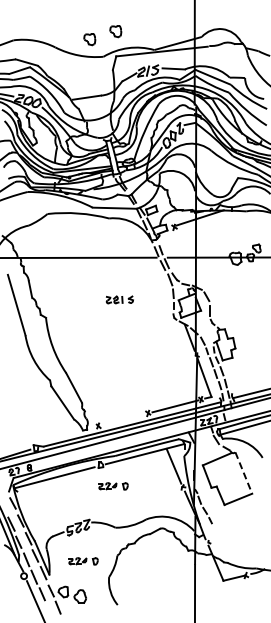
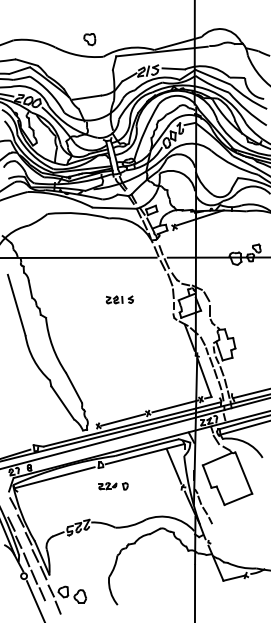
part: present -> none (115, 31)
line: none -> present (123, 419)
line: dashed -> solid (243, 473)
part: present -> none (83, 561)
